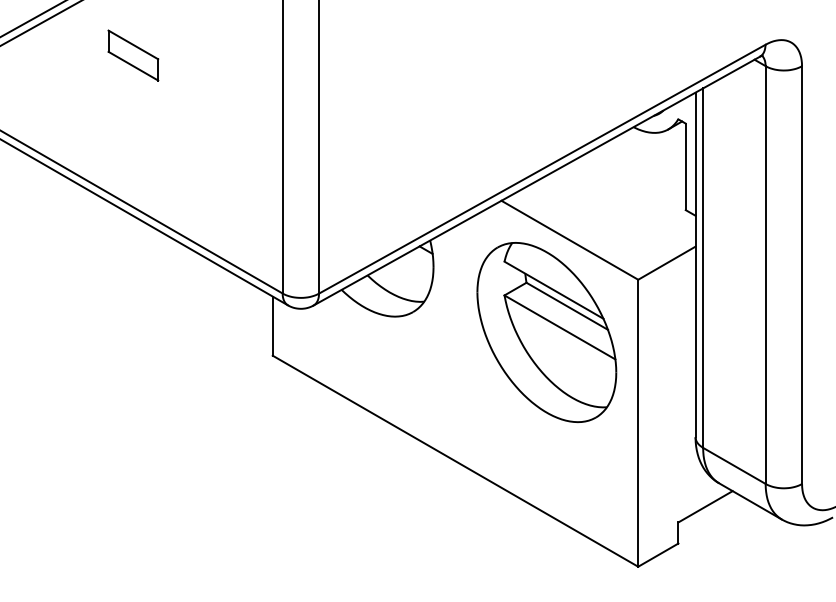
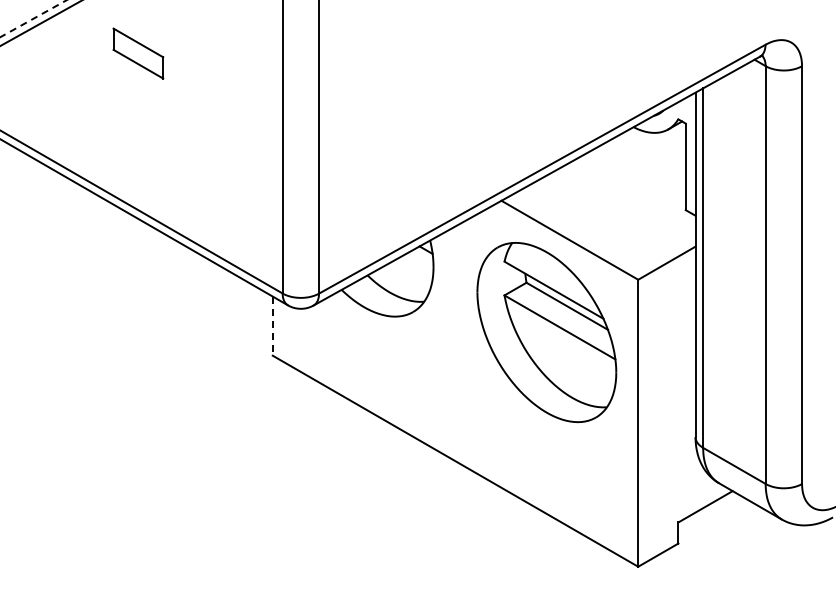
line: solid -> dashed (33, 18)
part position: (133, 55) -> (138, 53) (138, 53)
line: solid -> dashed (272, 326)
